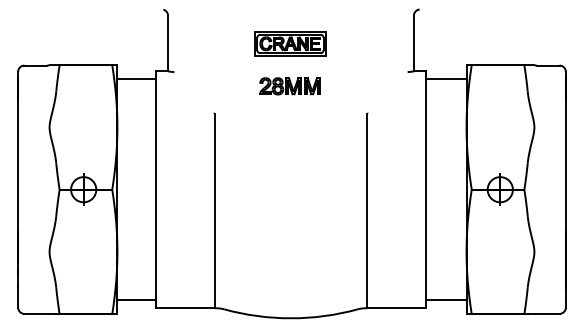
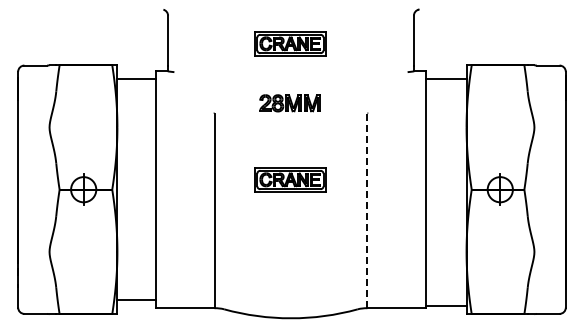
part position: (289, 86) -> (289, 103) (289, 103)
part: none -> present (290, 179)
line: solid -> dashed (367, 211)
line position: (445, 300) -> (445, 306) (445, 306)
